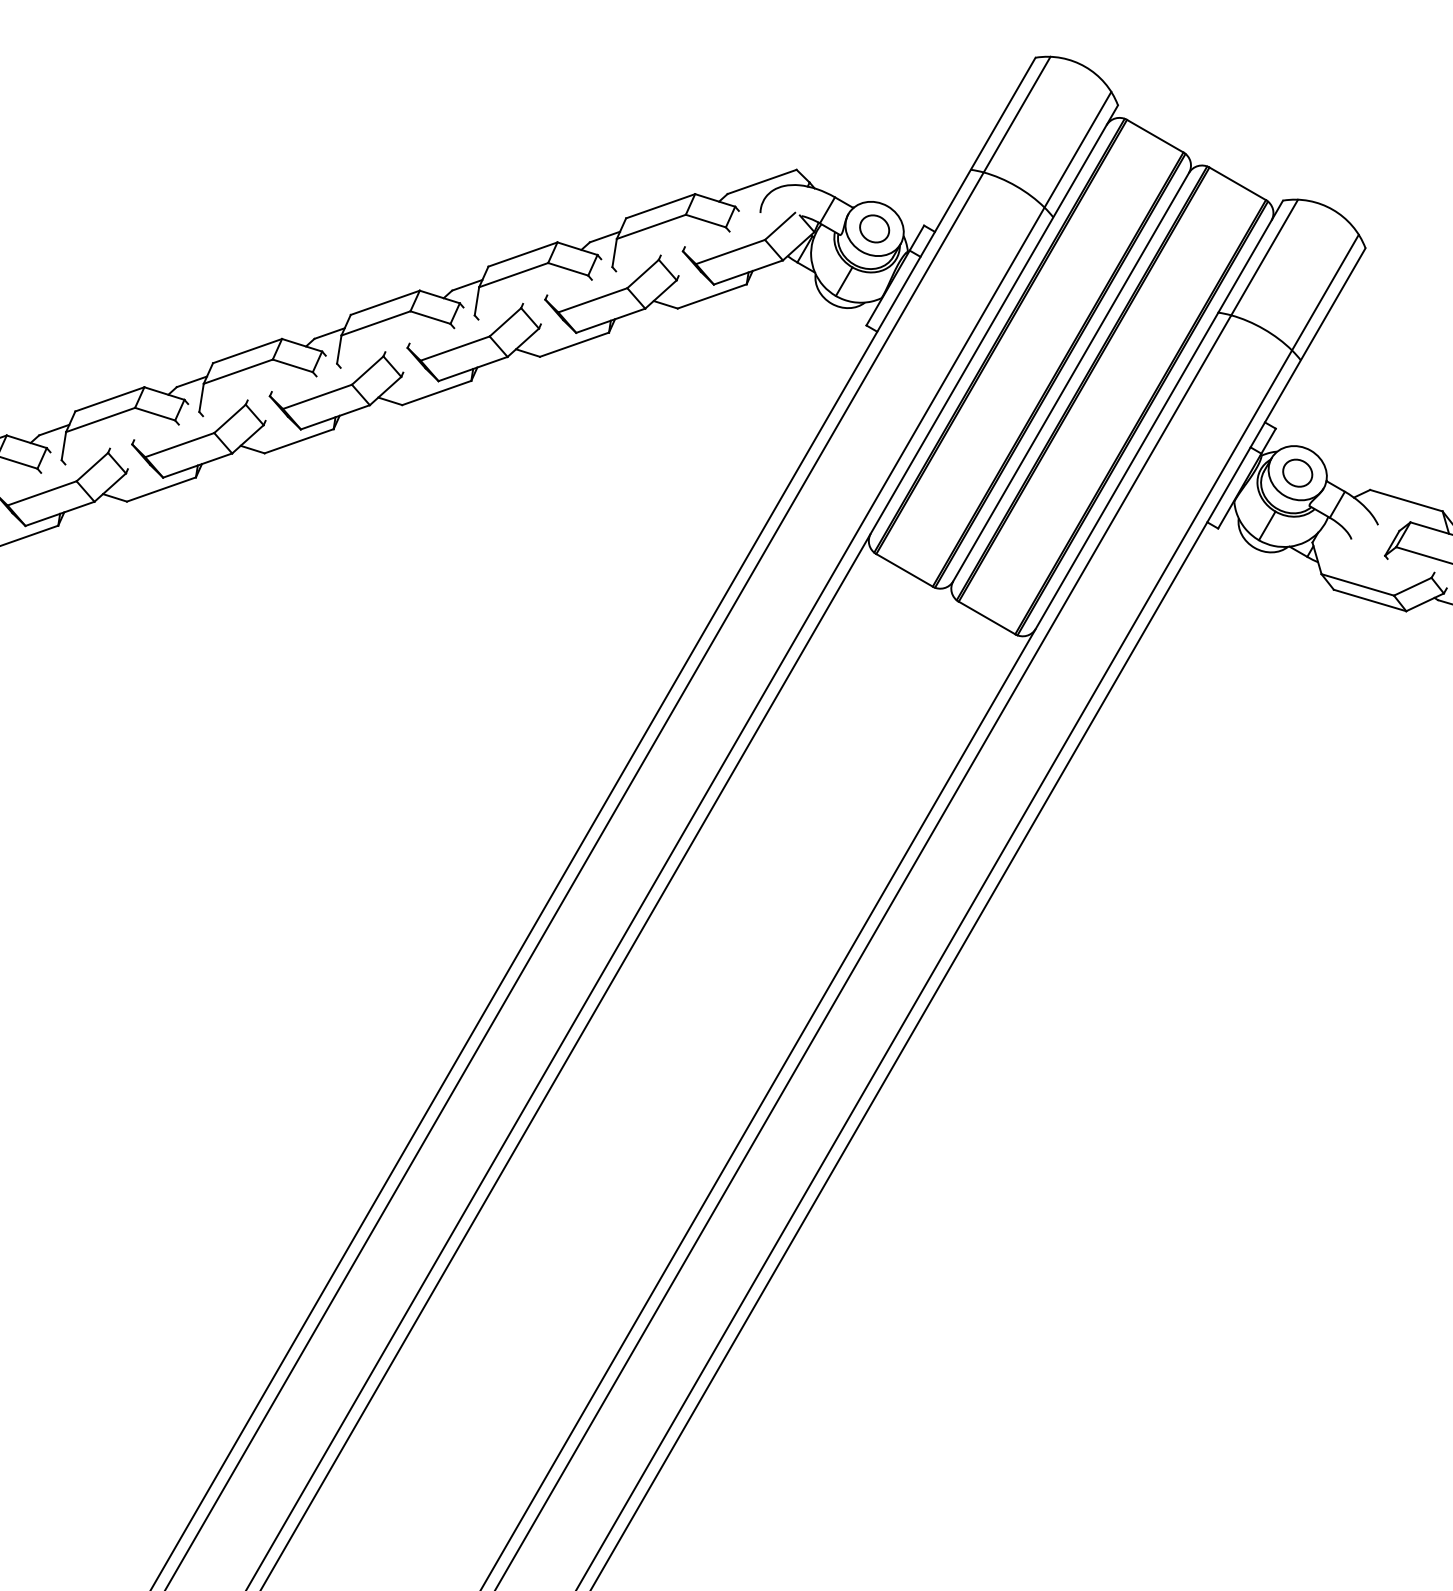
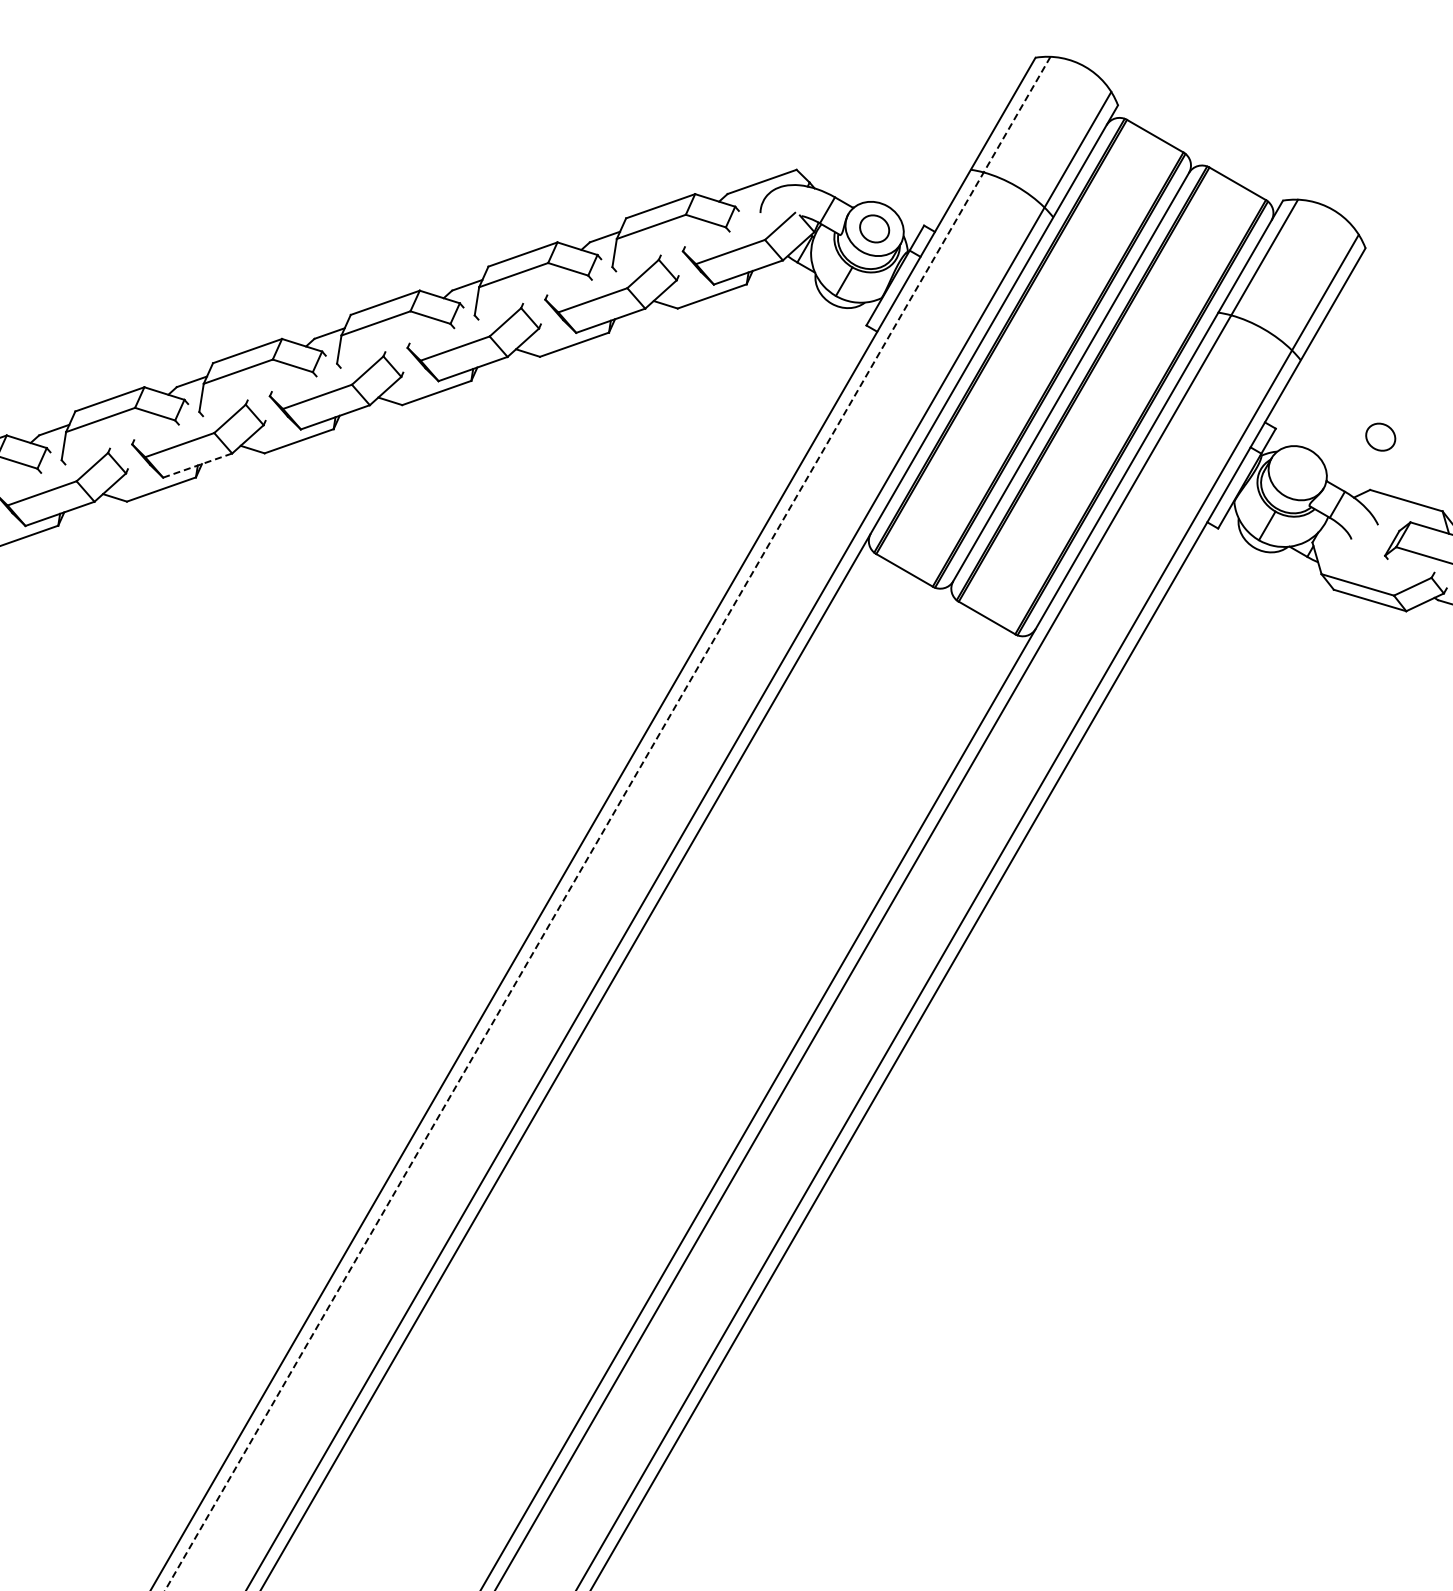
line: solid -> dashed (197, 465)
part position: (1297, 472) -> (1380, 436) (1380, 436)
line: solid -> dashed (607, 823)
